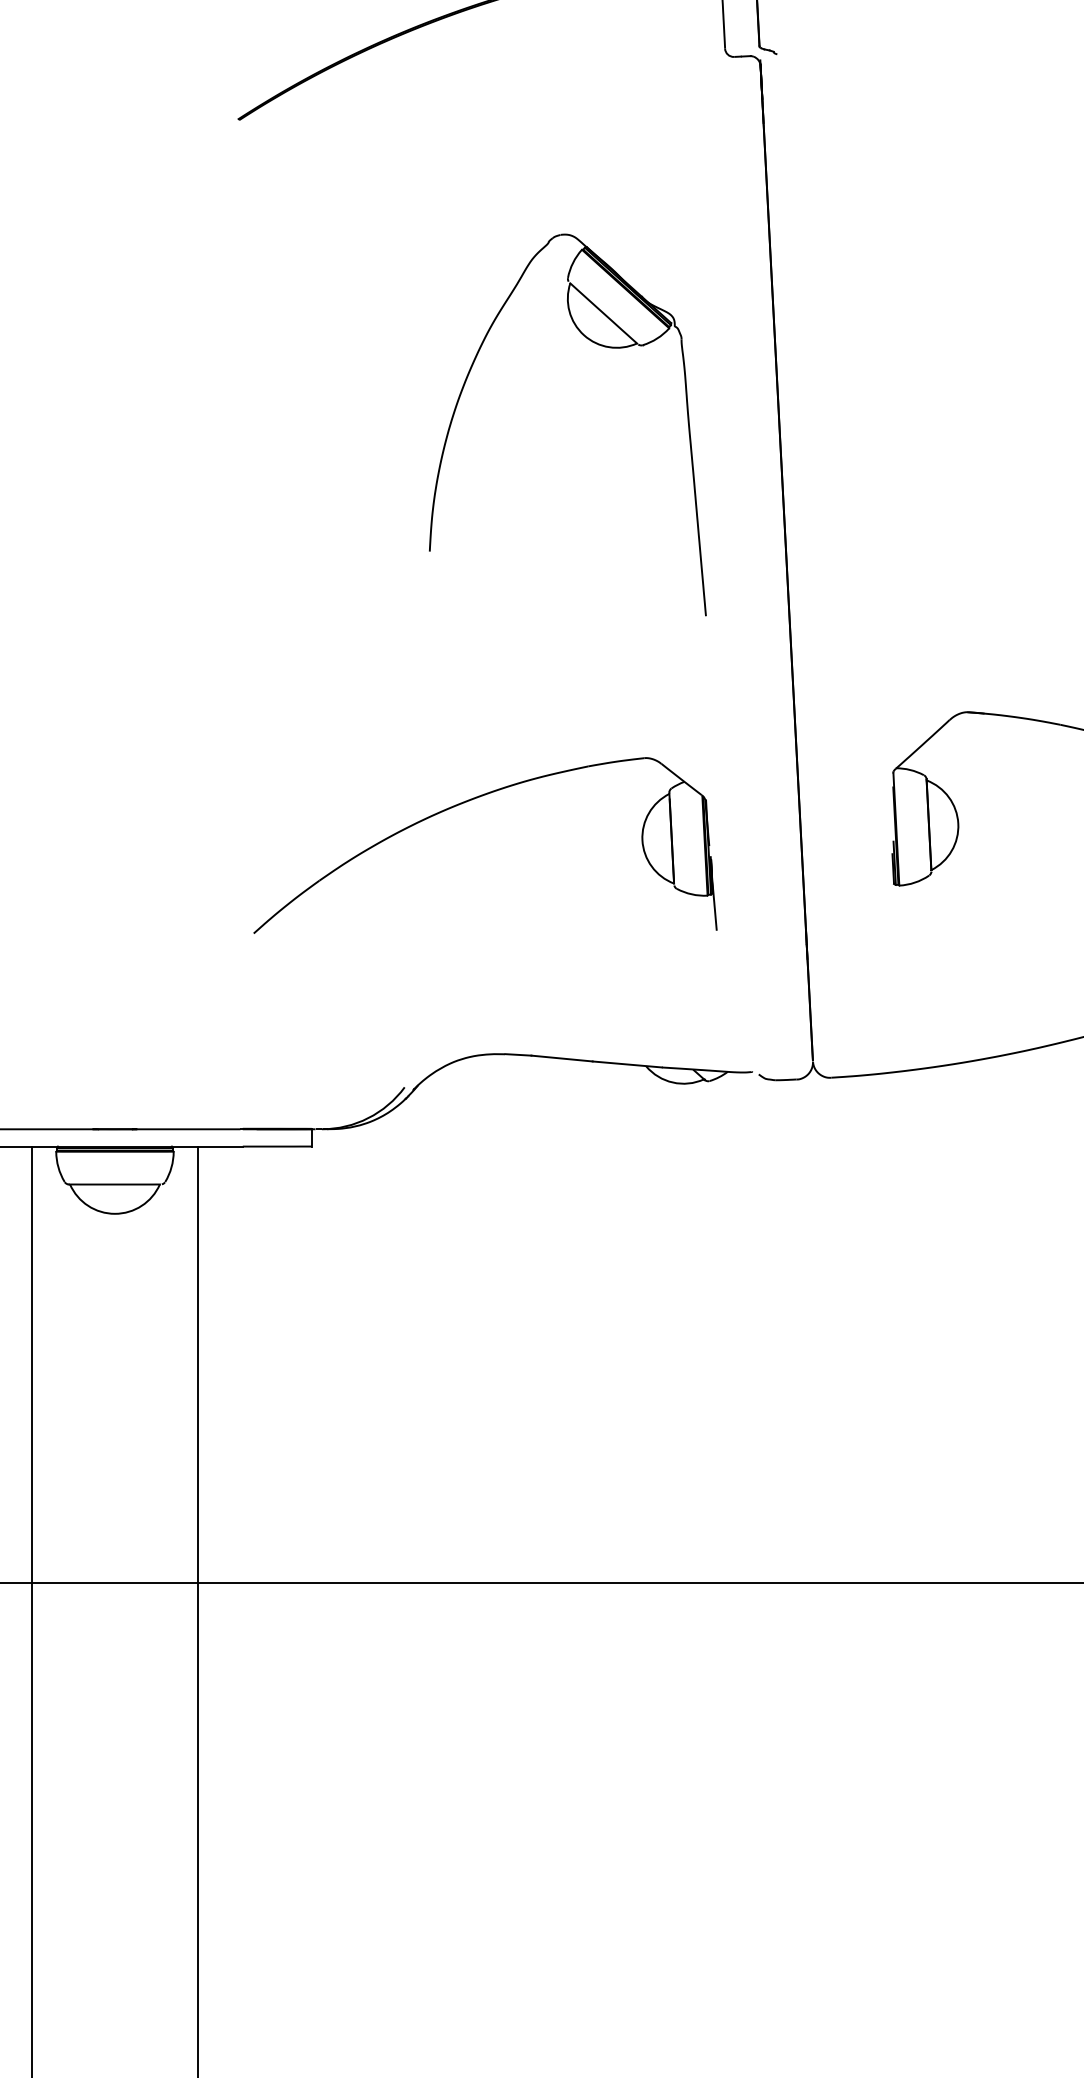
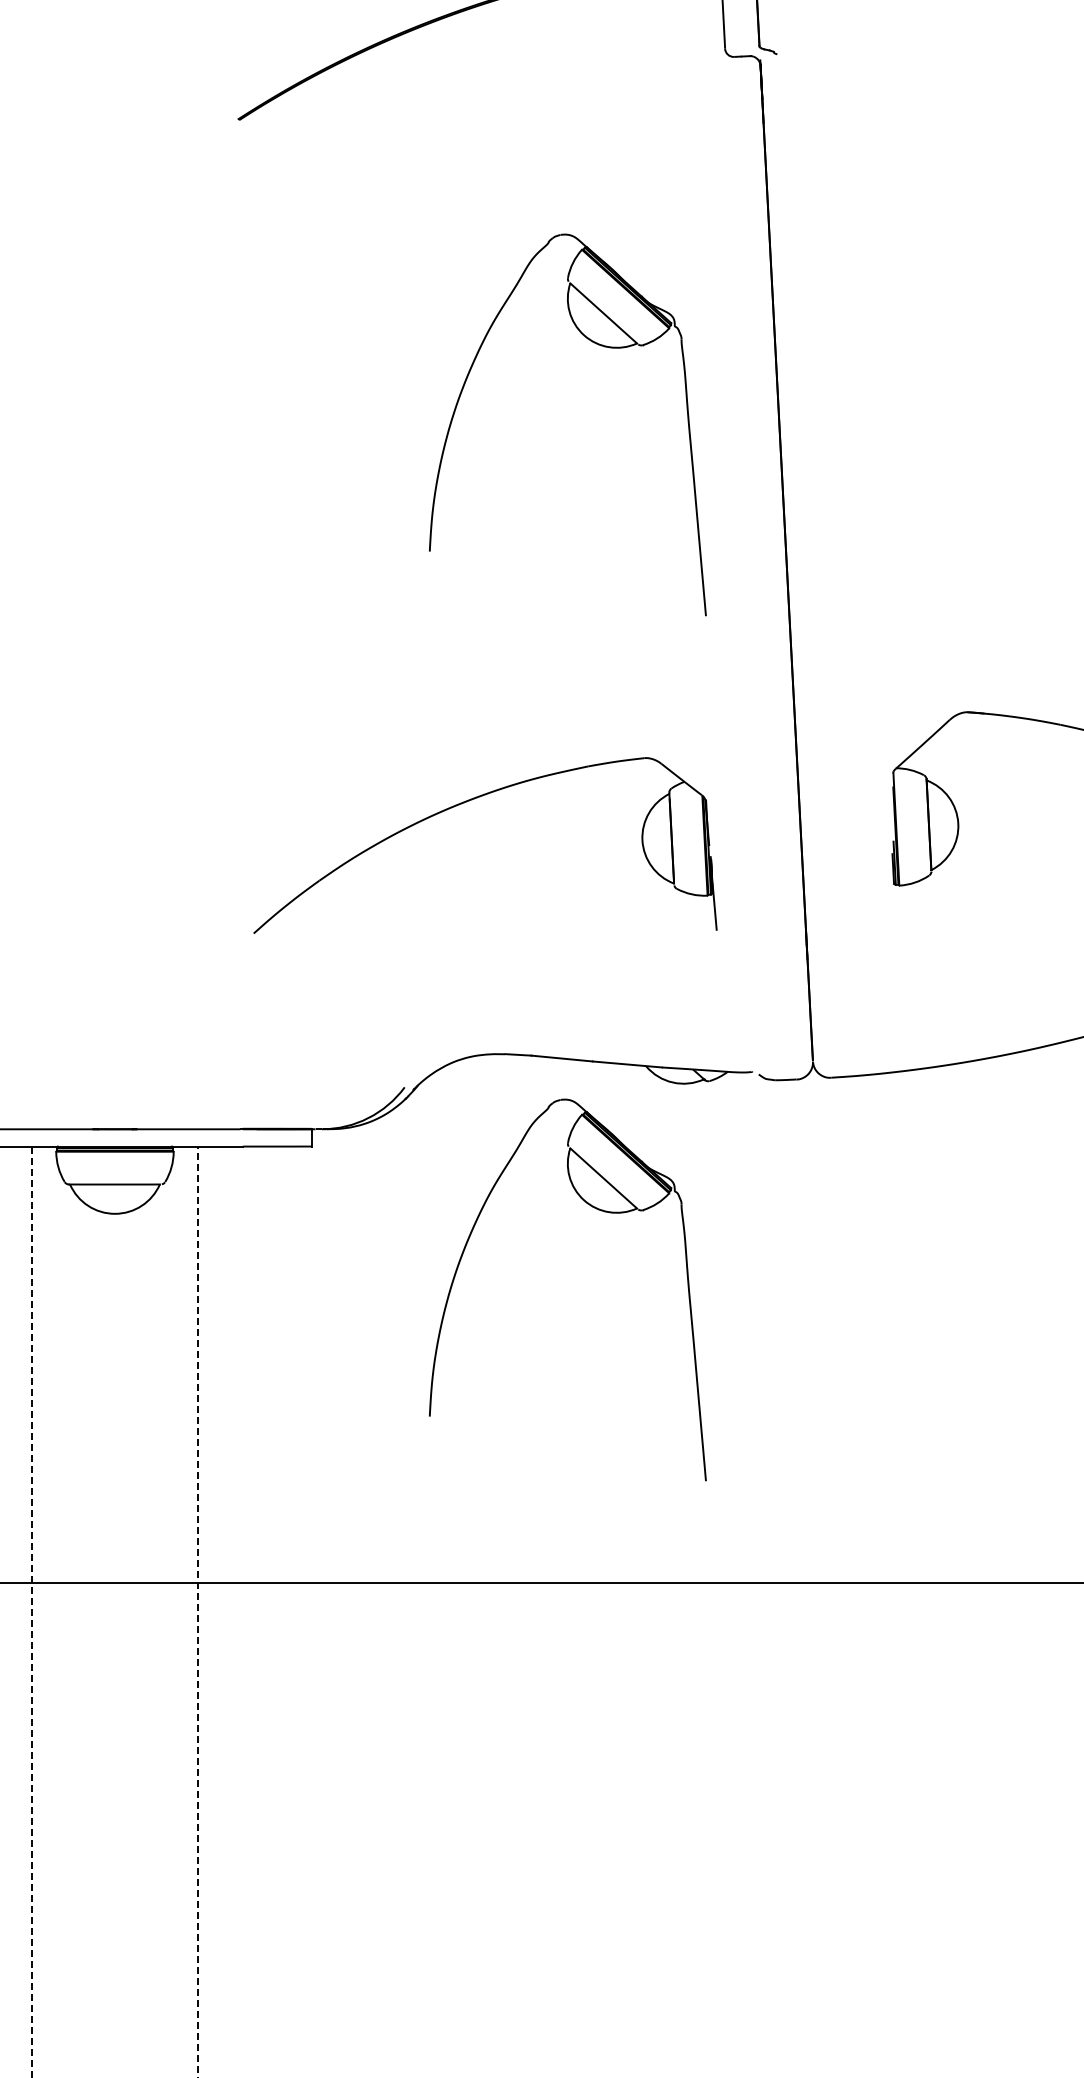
part: none -> present (598, 1210)
line: solid -> dashed (198, 1611)
line: solid -> dashed (31, 1612)
